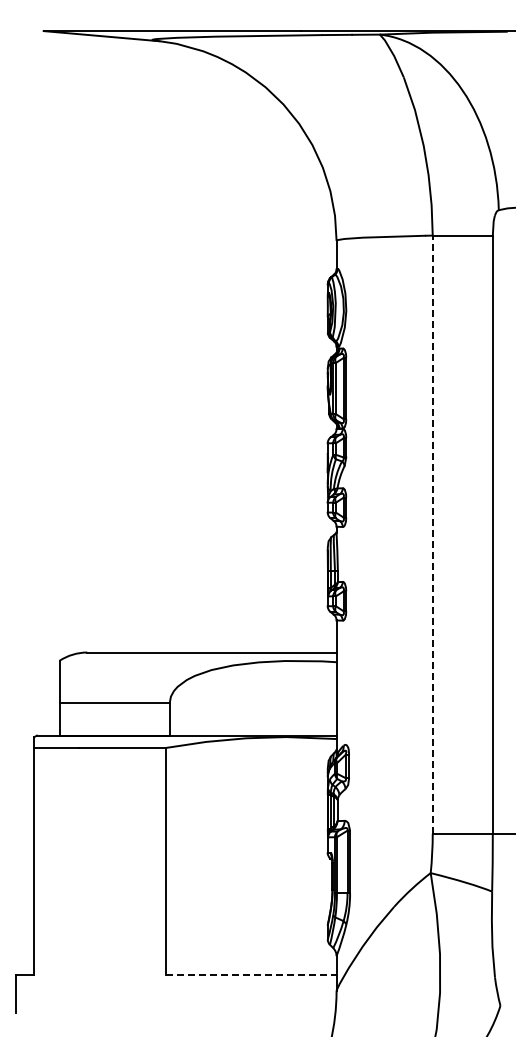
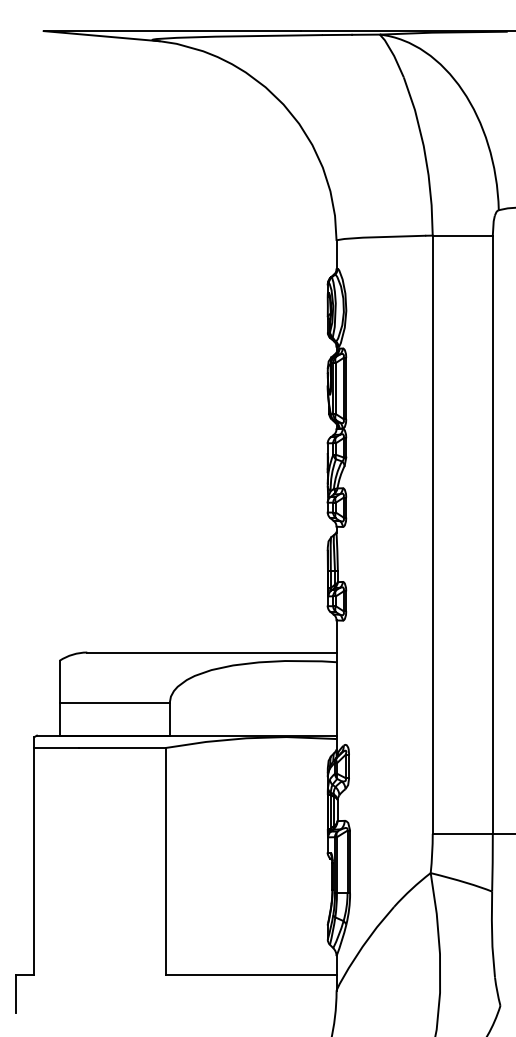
line: dashed -> solid (432, 534)
line: dashed -> solid (251, 974)
